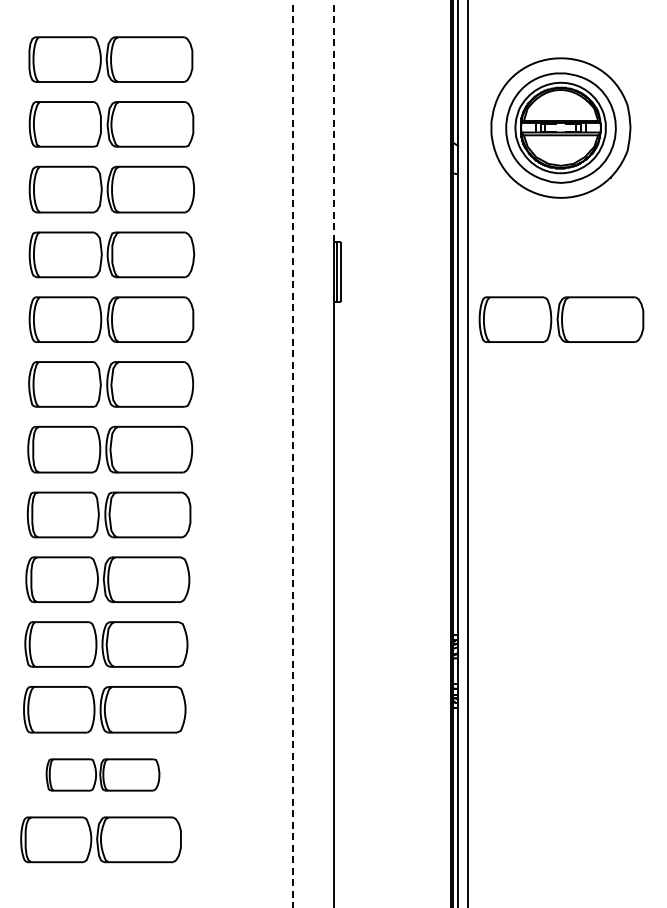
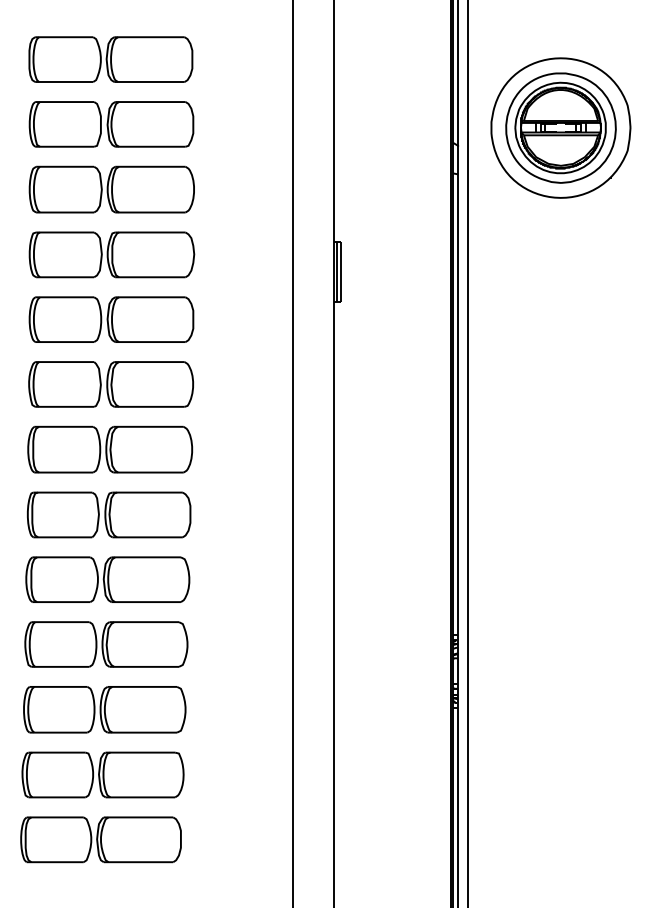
line: dashed -> solid (334, 121)
part: present -> none (561, 319)
line: dashed -> solid (293, 454)
part size: 116x34 px -> 164x48 px (102, 774)
